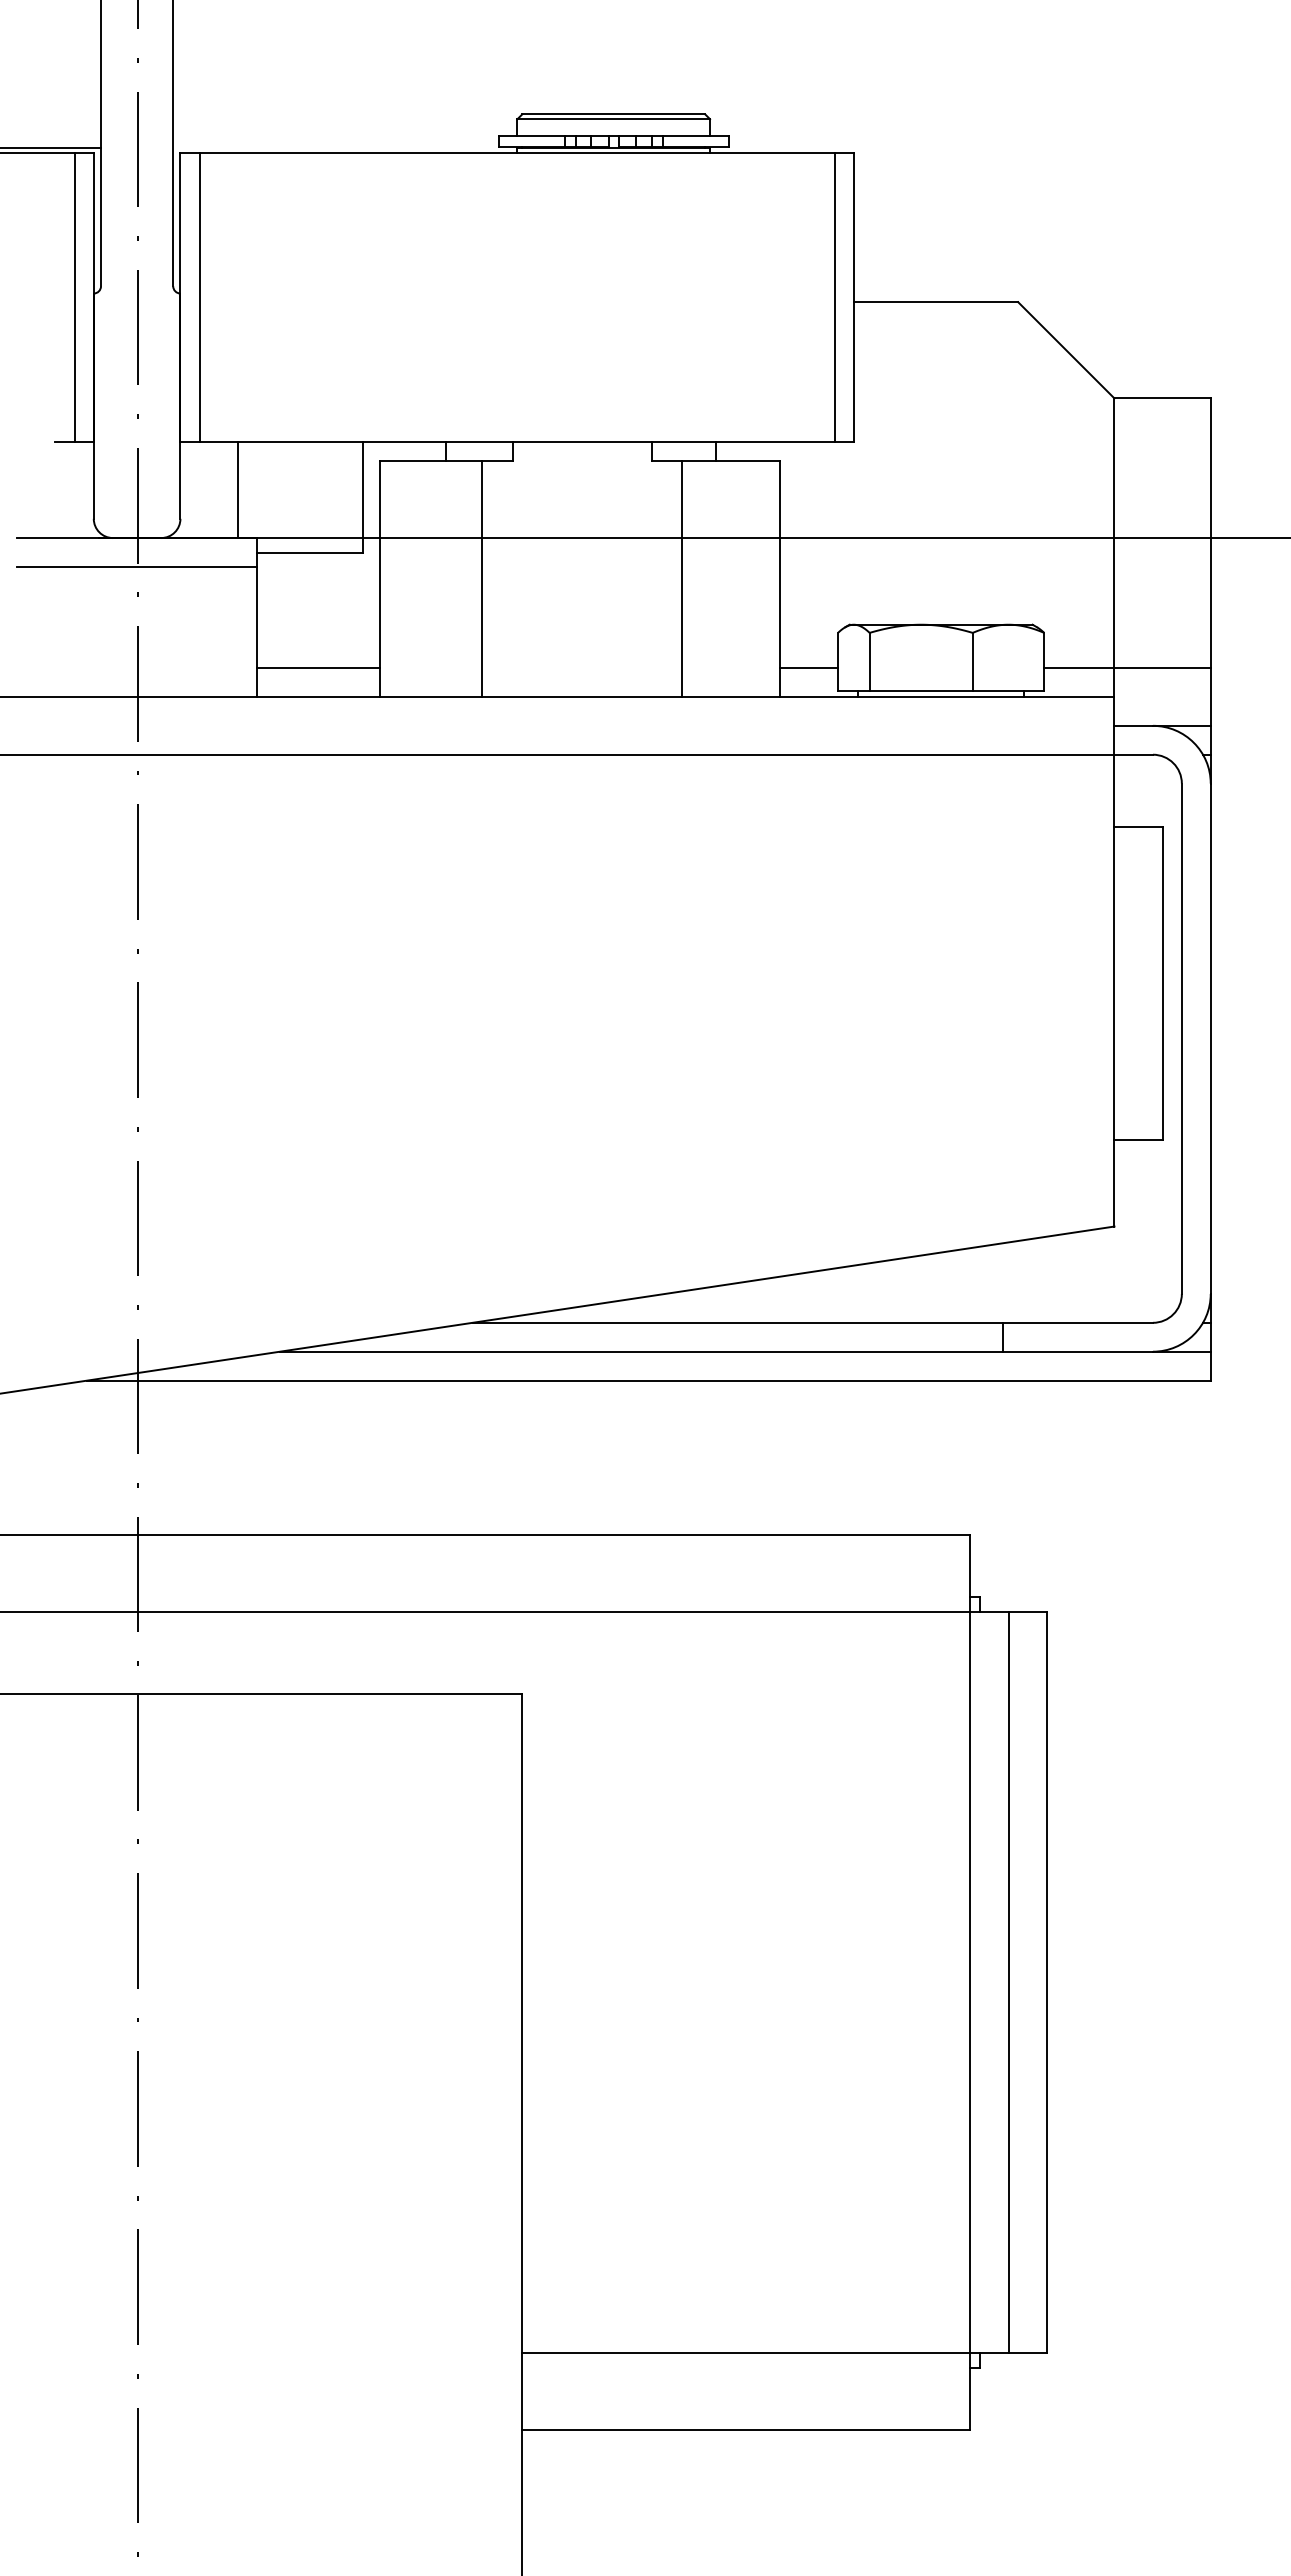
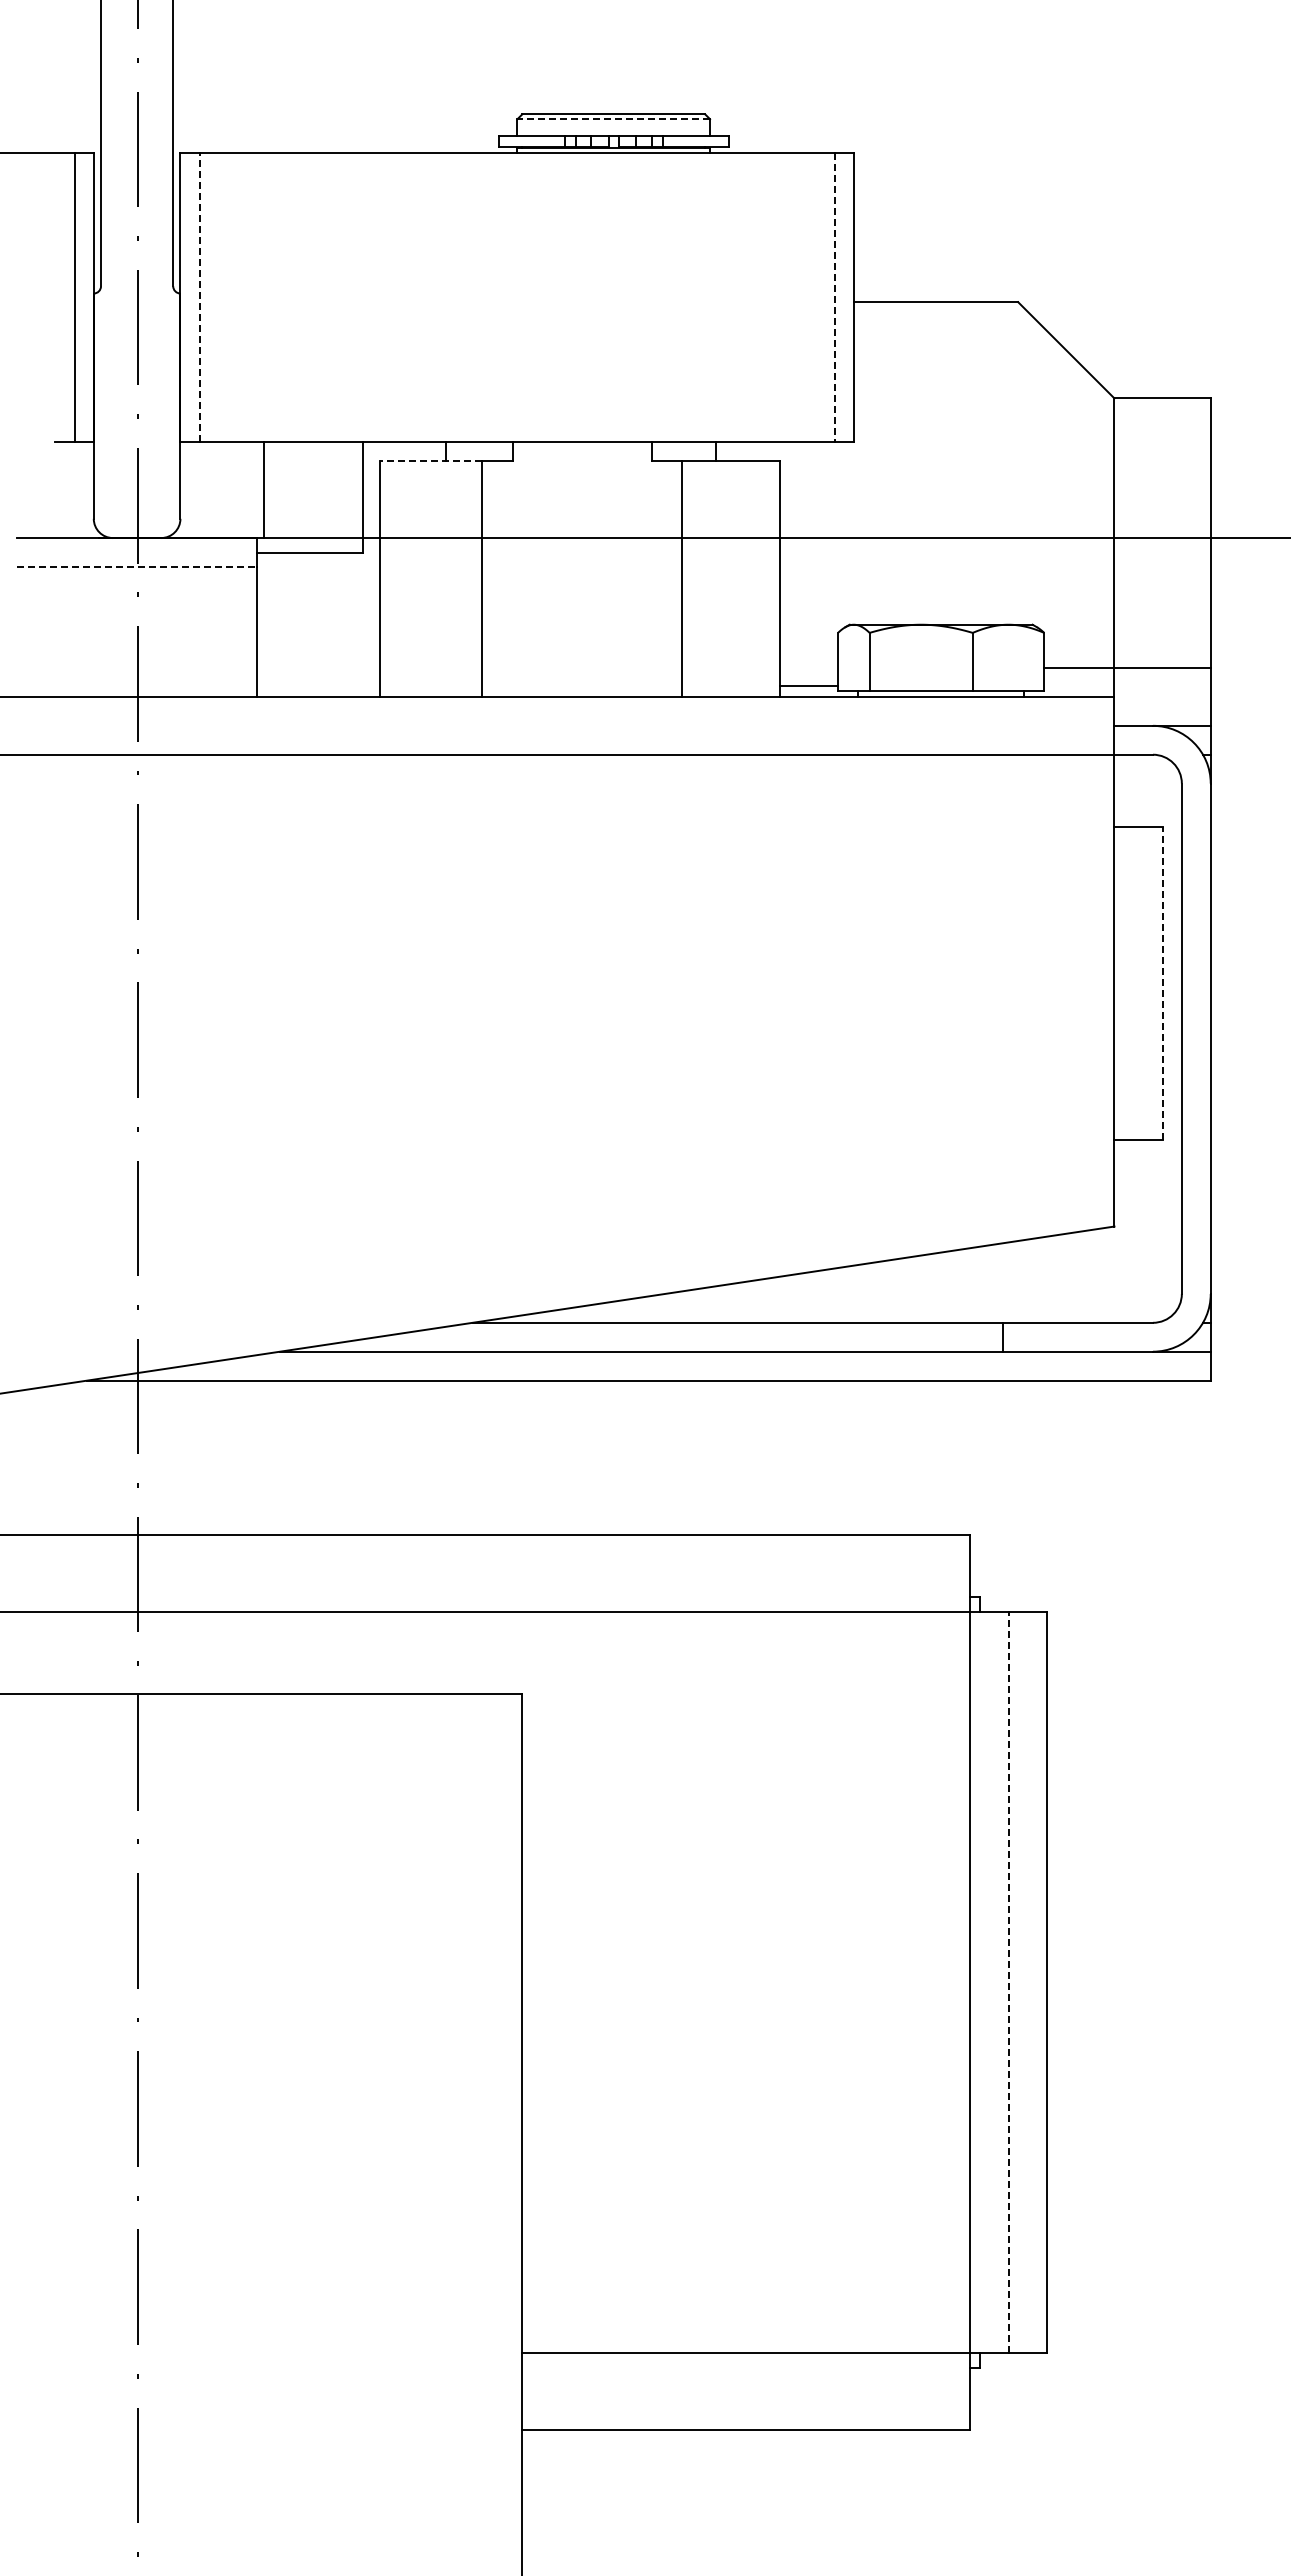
line: solid -> dashed (613, 119)
line: present -> none (51, 148)
line: solid -> dashed (199, 296)
line: solid -> dashed (835, 297)
line: solid -> dashed (430, 461)
line position: (238, 489) -> (264, 489) (264, 489)
line: solid -> dashed (137, 566)
line: present -> none (318, 668)
line position: (809, 668) -> (809, 686) (809, 686)
line: solid -> dashed (1162, 982)
line: solid -> dashed (1008, 1982)
